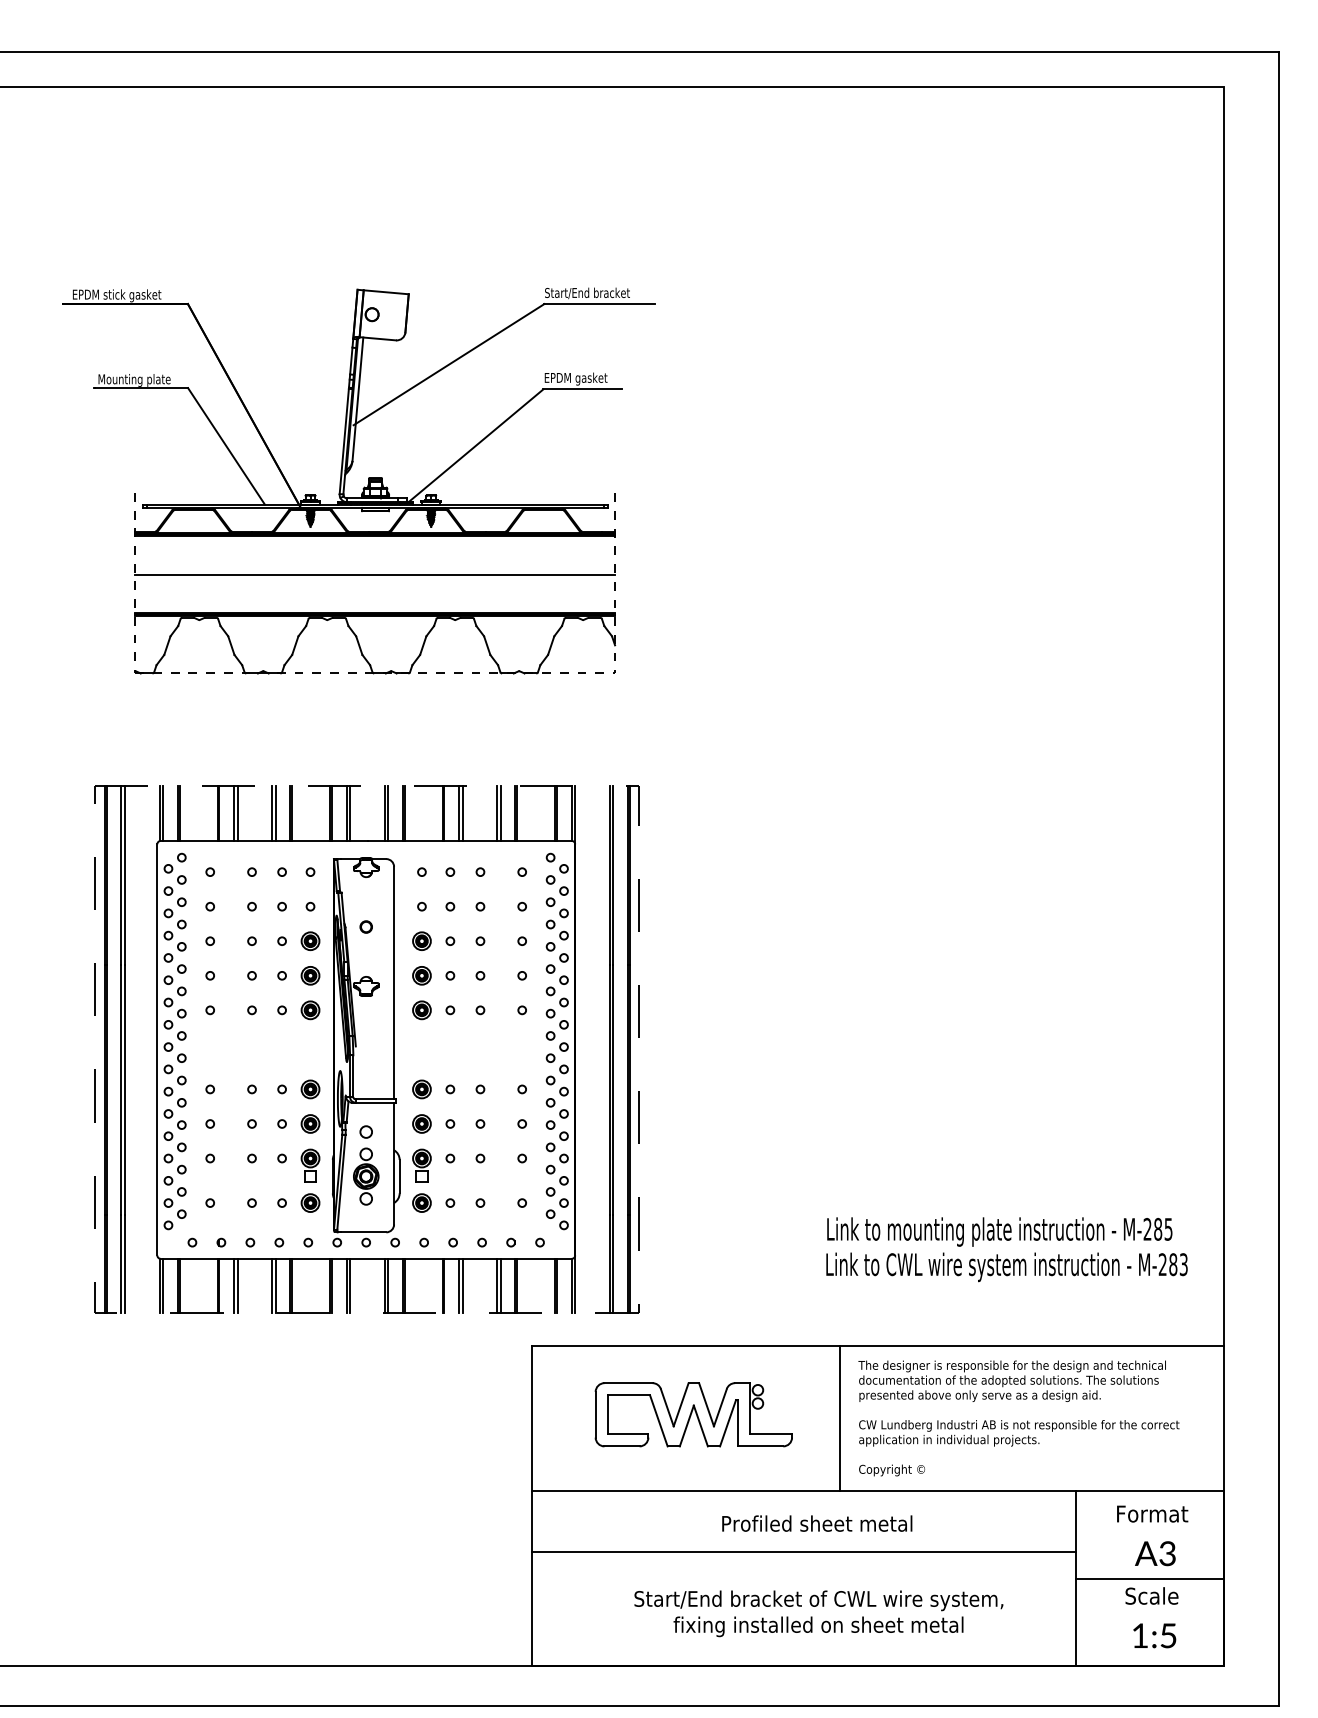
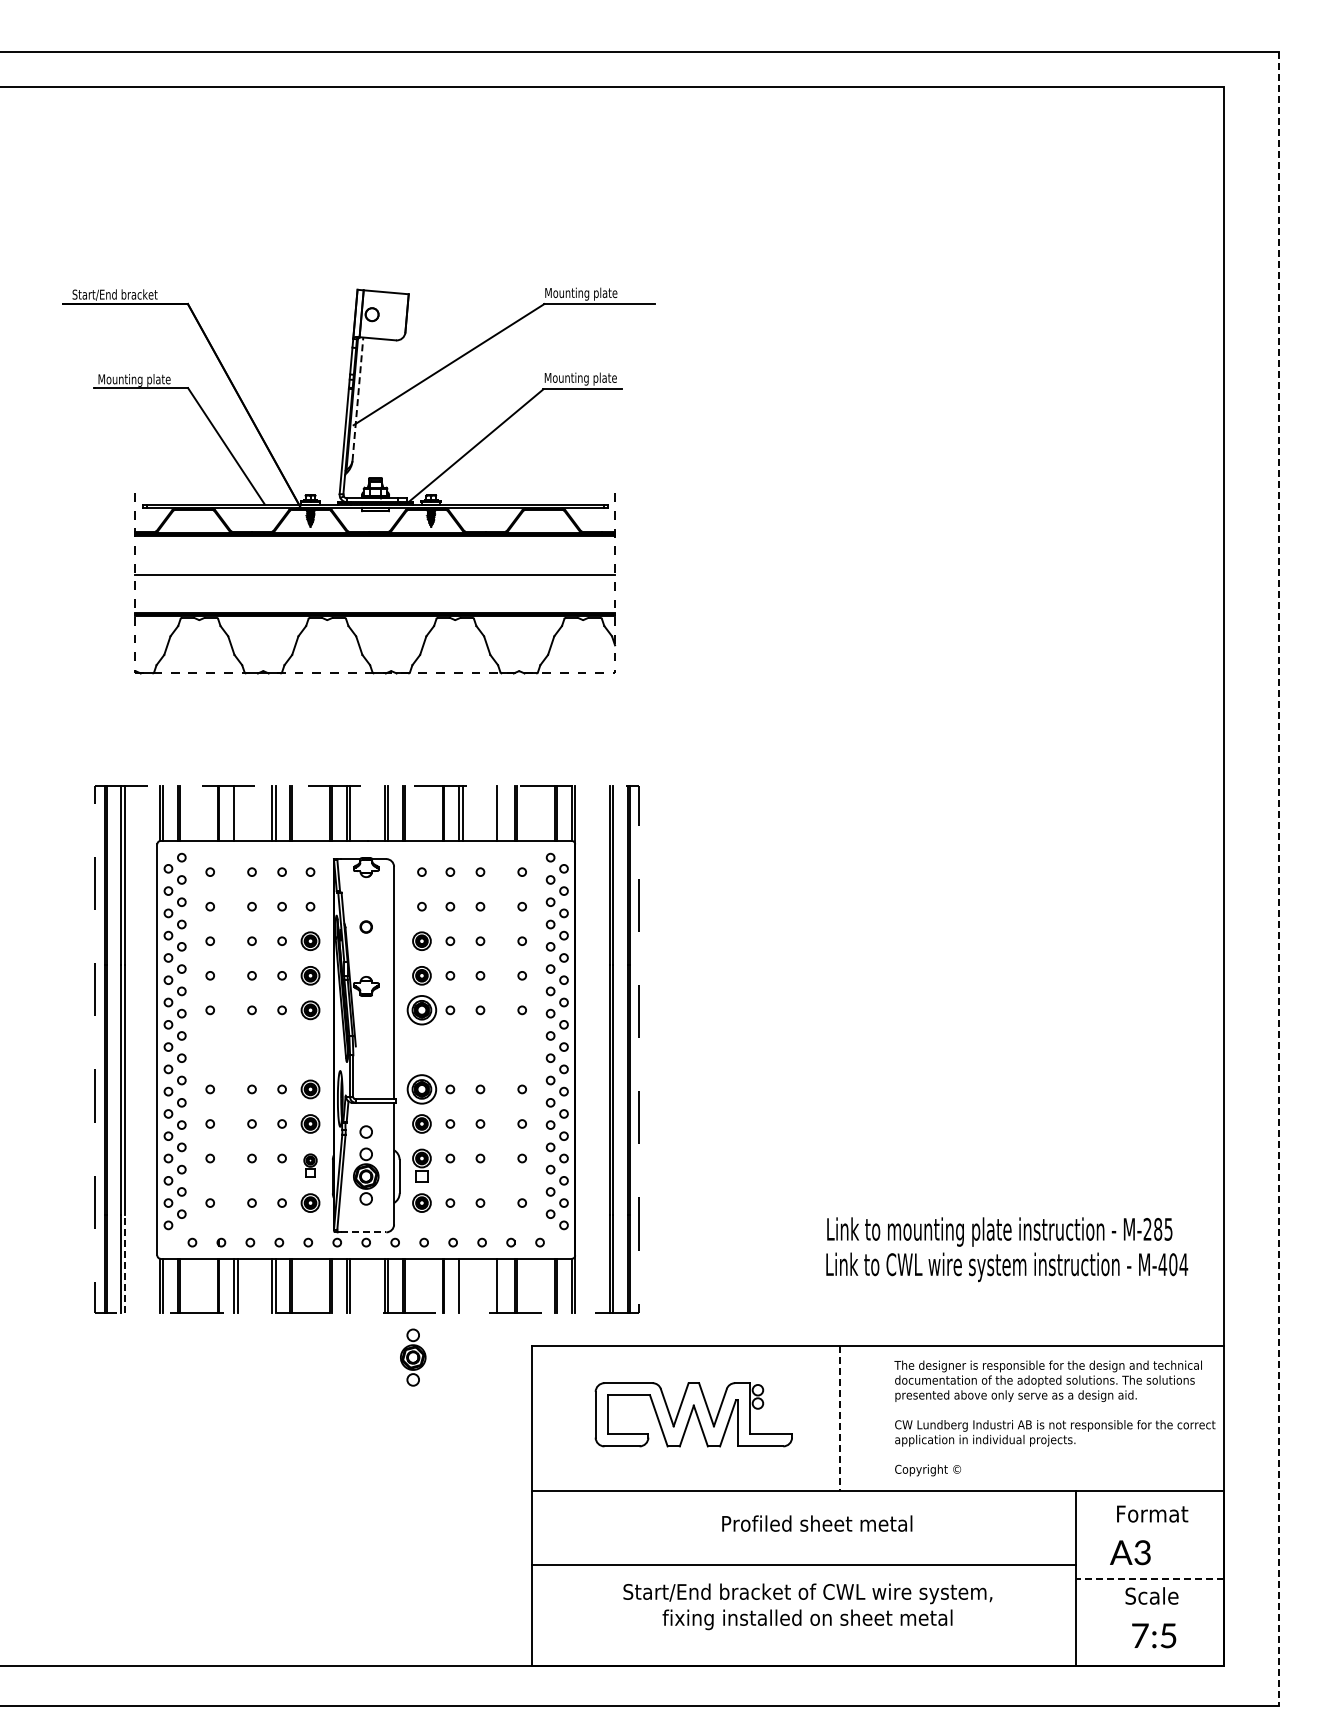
text: Start/End bracket -> Mounting plate (587, 293)
text: EPDM stick gasket -> Start/End bracket (116, 295)
text: EPDM gasket -> Mounting plate (580, 378)
line: solid -> dashed (357, 399)
line: present -> none (237, 812)
line: present -> none (500, 812)
line: solid -> dashed (1278, 879)
part size: 20x21 px -> 32x31 px (421, 1010)
part size: 20x21 px -> 32x31 px (421, 1089)
part size: 21x35 px -> 15x25 px (310, 1165)
line: solid -> dashed (363, 1232)
line: solid -> dashed (125, 1264)
text: M-283 -> M-404 (1173, 1264)
line: present -> none (462, 1285)
line: present -> none (500, 1285)
part: none -> present (413, 1357)
line: solid -> dashed (840, 1418)
text position: (1018, 1418) -> (1054, 1418) (1054, 1418)
line position: (803, 1552) -> (803, 1565) (803, 1565)
text position: (1155, 1553) -> (1130, 1552) (1130, 1552)
line: solid -> dashed (1149, 1578)
text position: (818, 1613) -> (807, 1606) (807, 1606)
text: 1:5 -> 7:5 (1140, 1635)
